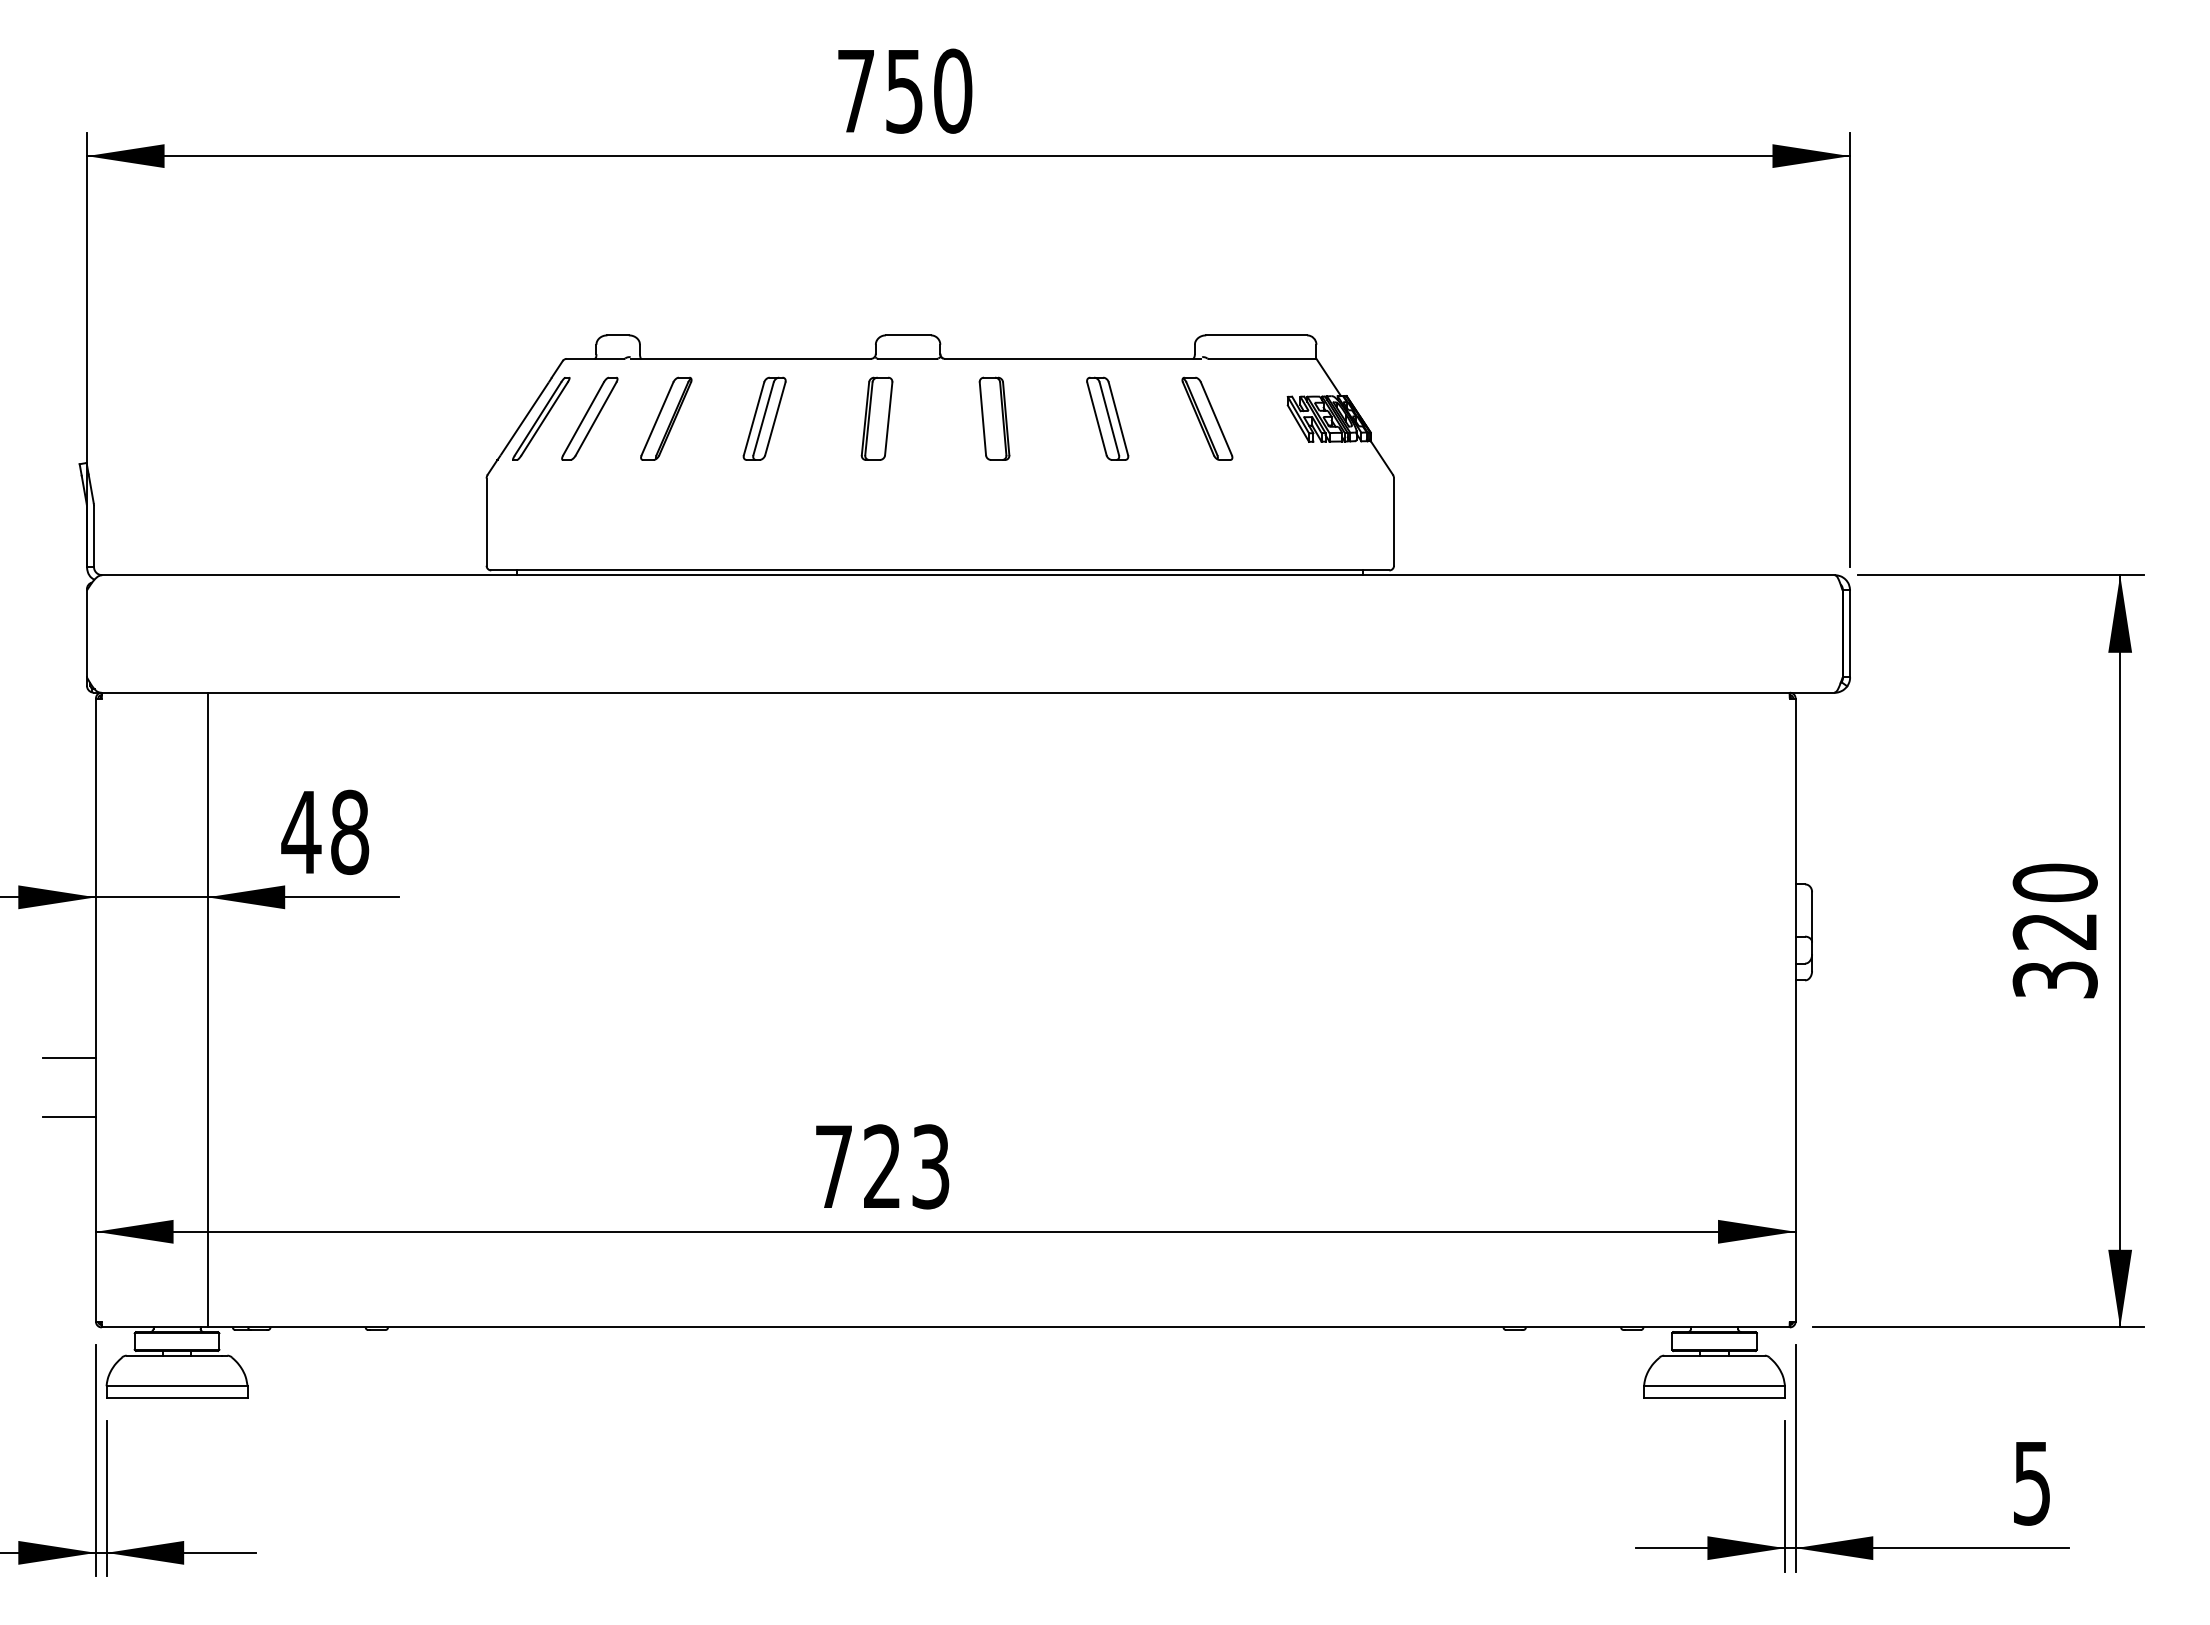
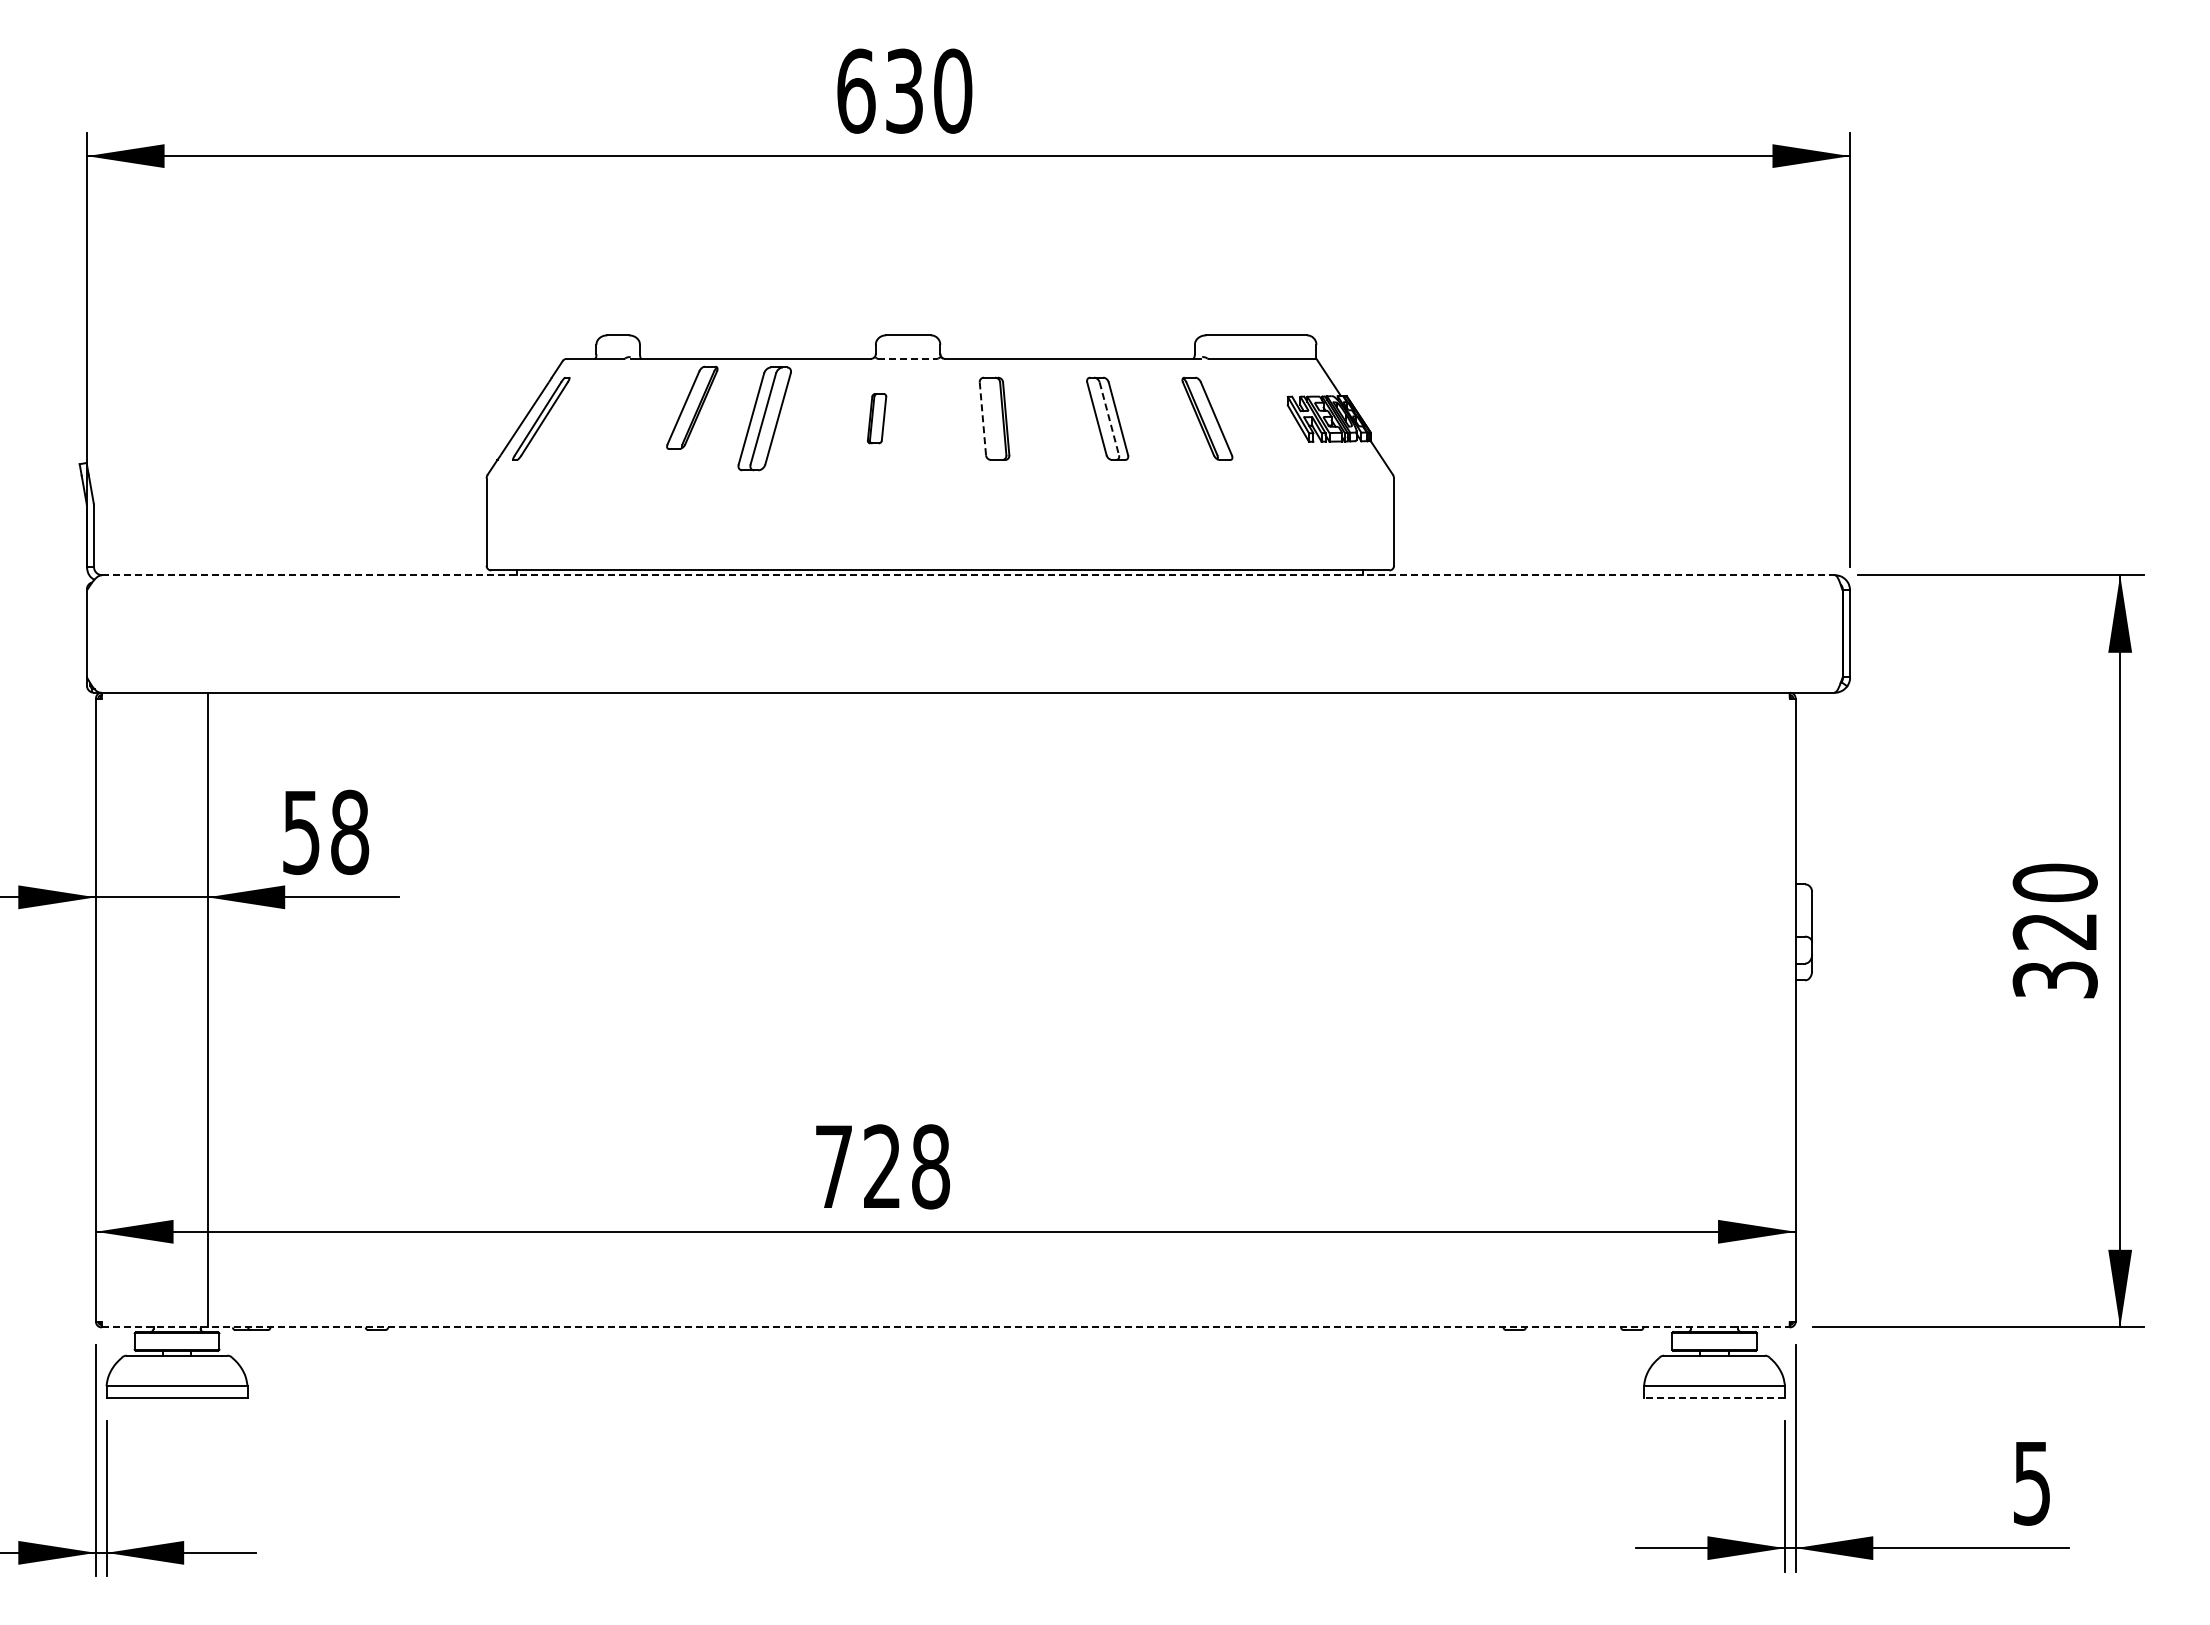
text: 750 -> 630 (879, 90)
line: solid -> dashed (908, 358)
part: present -> none (589, 418)
part position: (666, 418) -> (692, 407) (692, 407)
part size: 45x85 px -> 55x106 px (764, 418)
part size: 34x85 px -> 21x52 px (877, 418)
line: solid -> dashed (982, 418)
line: solid -> dashed (1109, 418)
line: solid -> dashed (969, 575)
text: 48 -> 58 (301, 832)
line: present -> none (68, 1058)
line: present -> none (68, 1117)
text: 723 -> 728 (931, 1166)
line: solid -> dashed (945, 1327)
line: solid -> dashed (1714, 1397)
